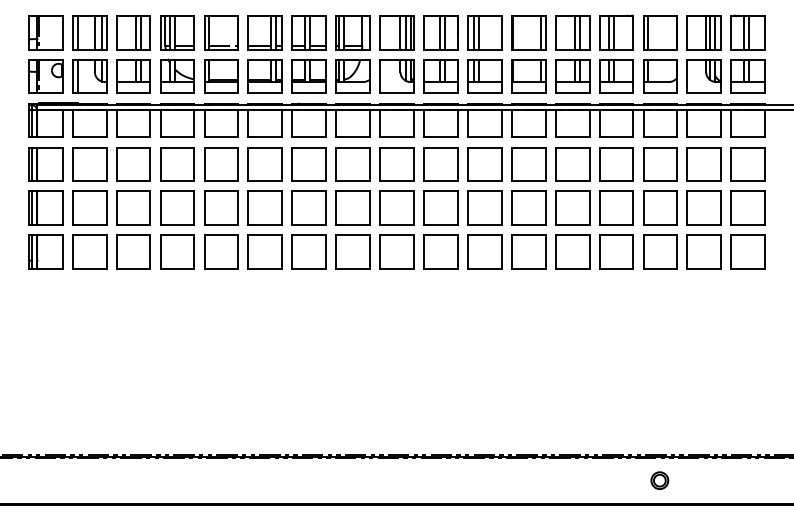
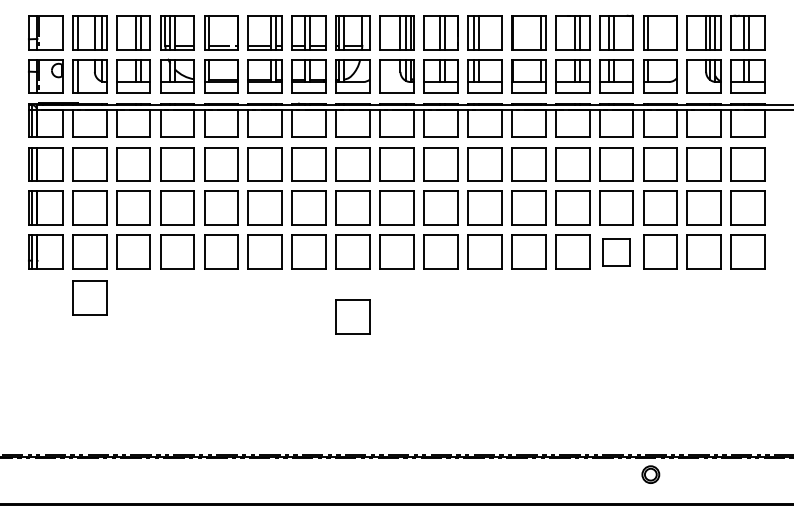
part size: 35x36 px -> 29x29 px (616, 252)
part: none -> present (89, 297)
part: none -> present (352, 316)
part position: (659, 480) -> (650, 474) (650, 474)
